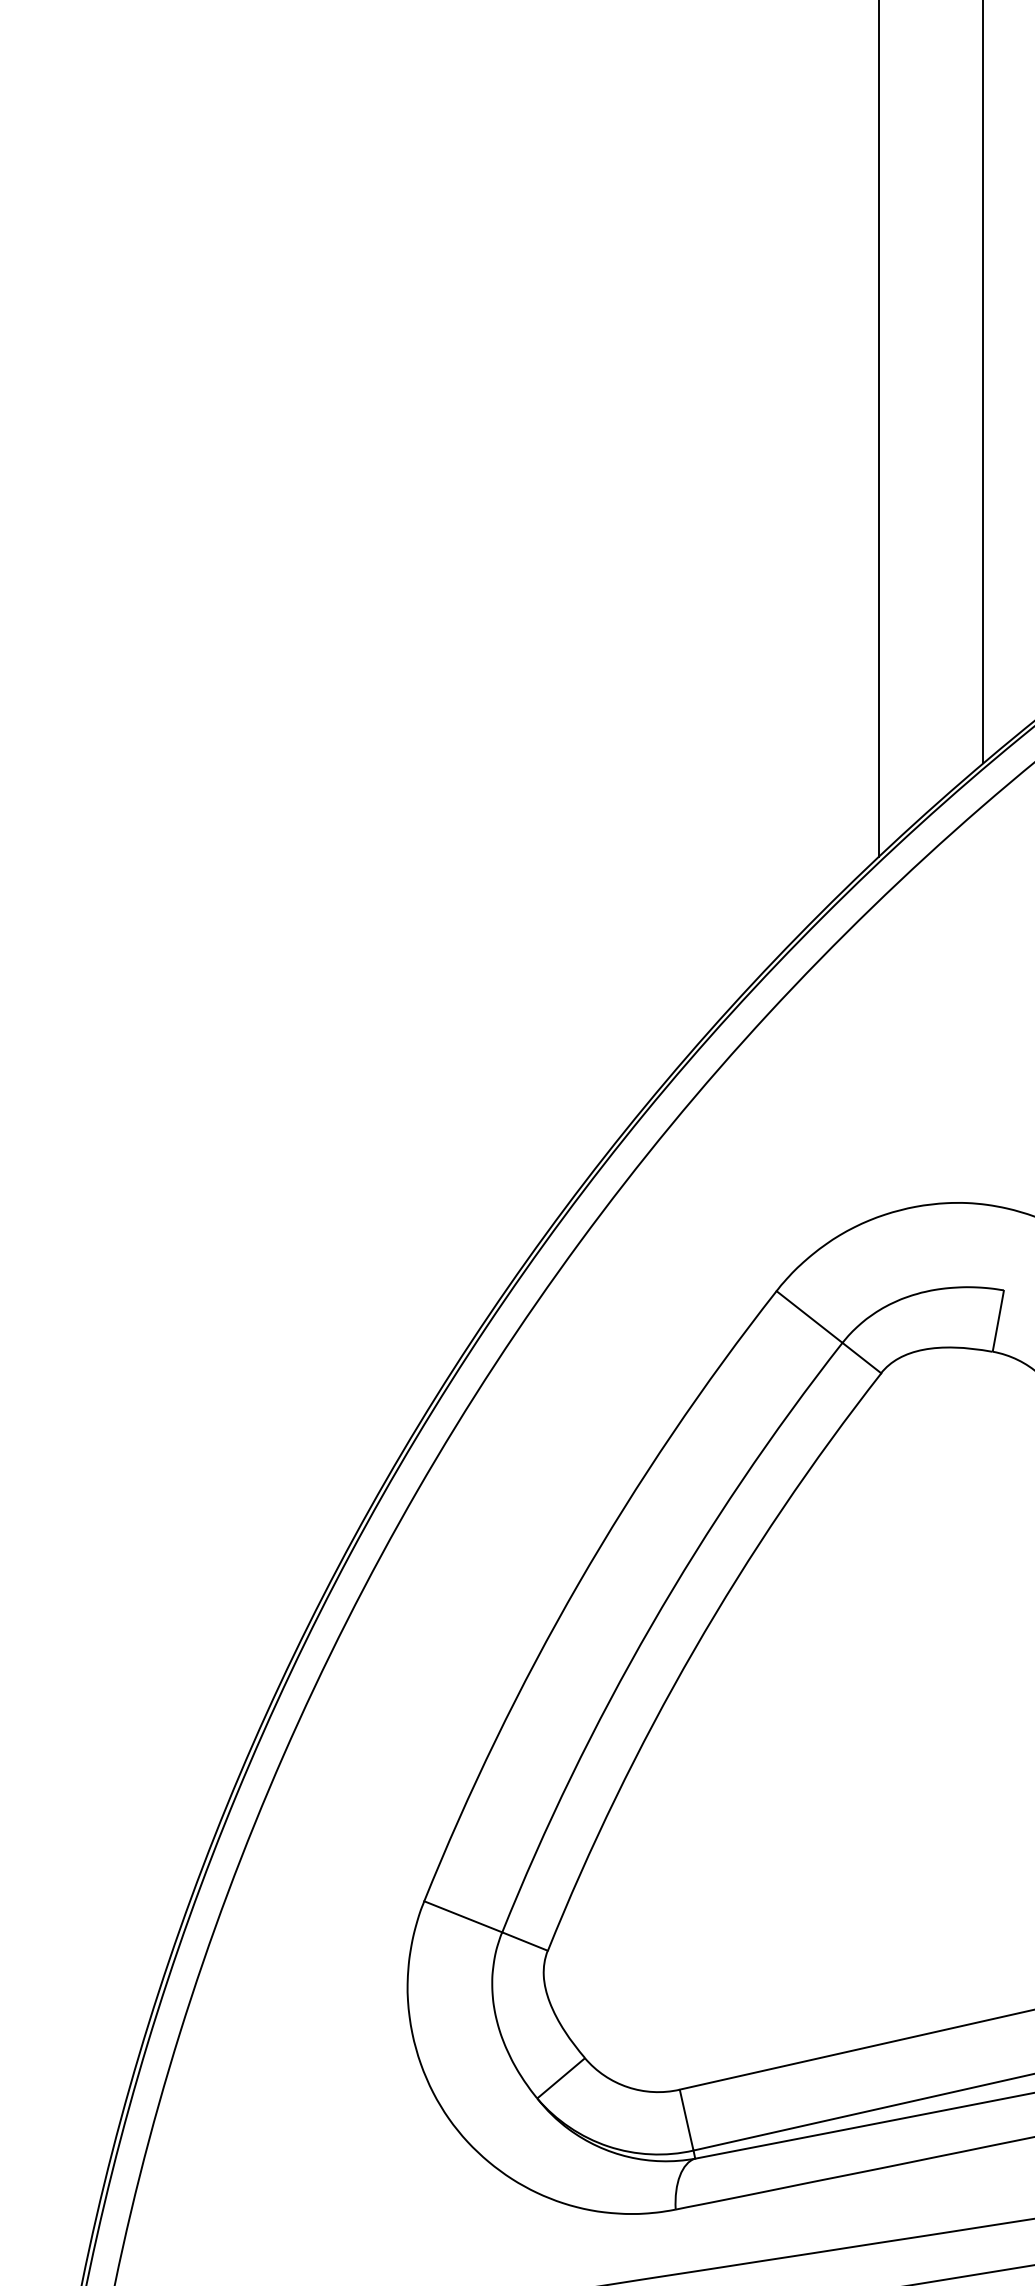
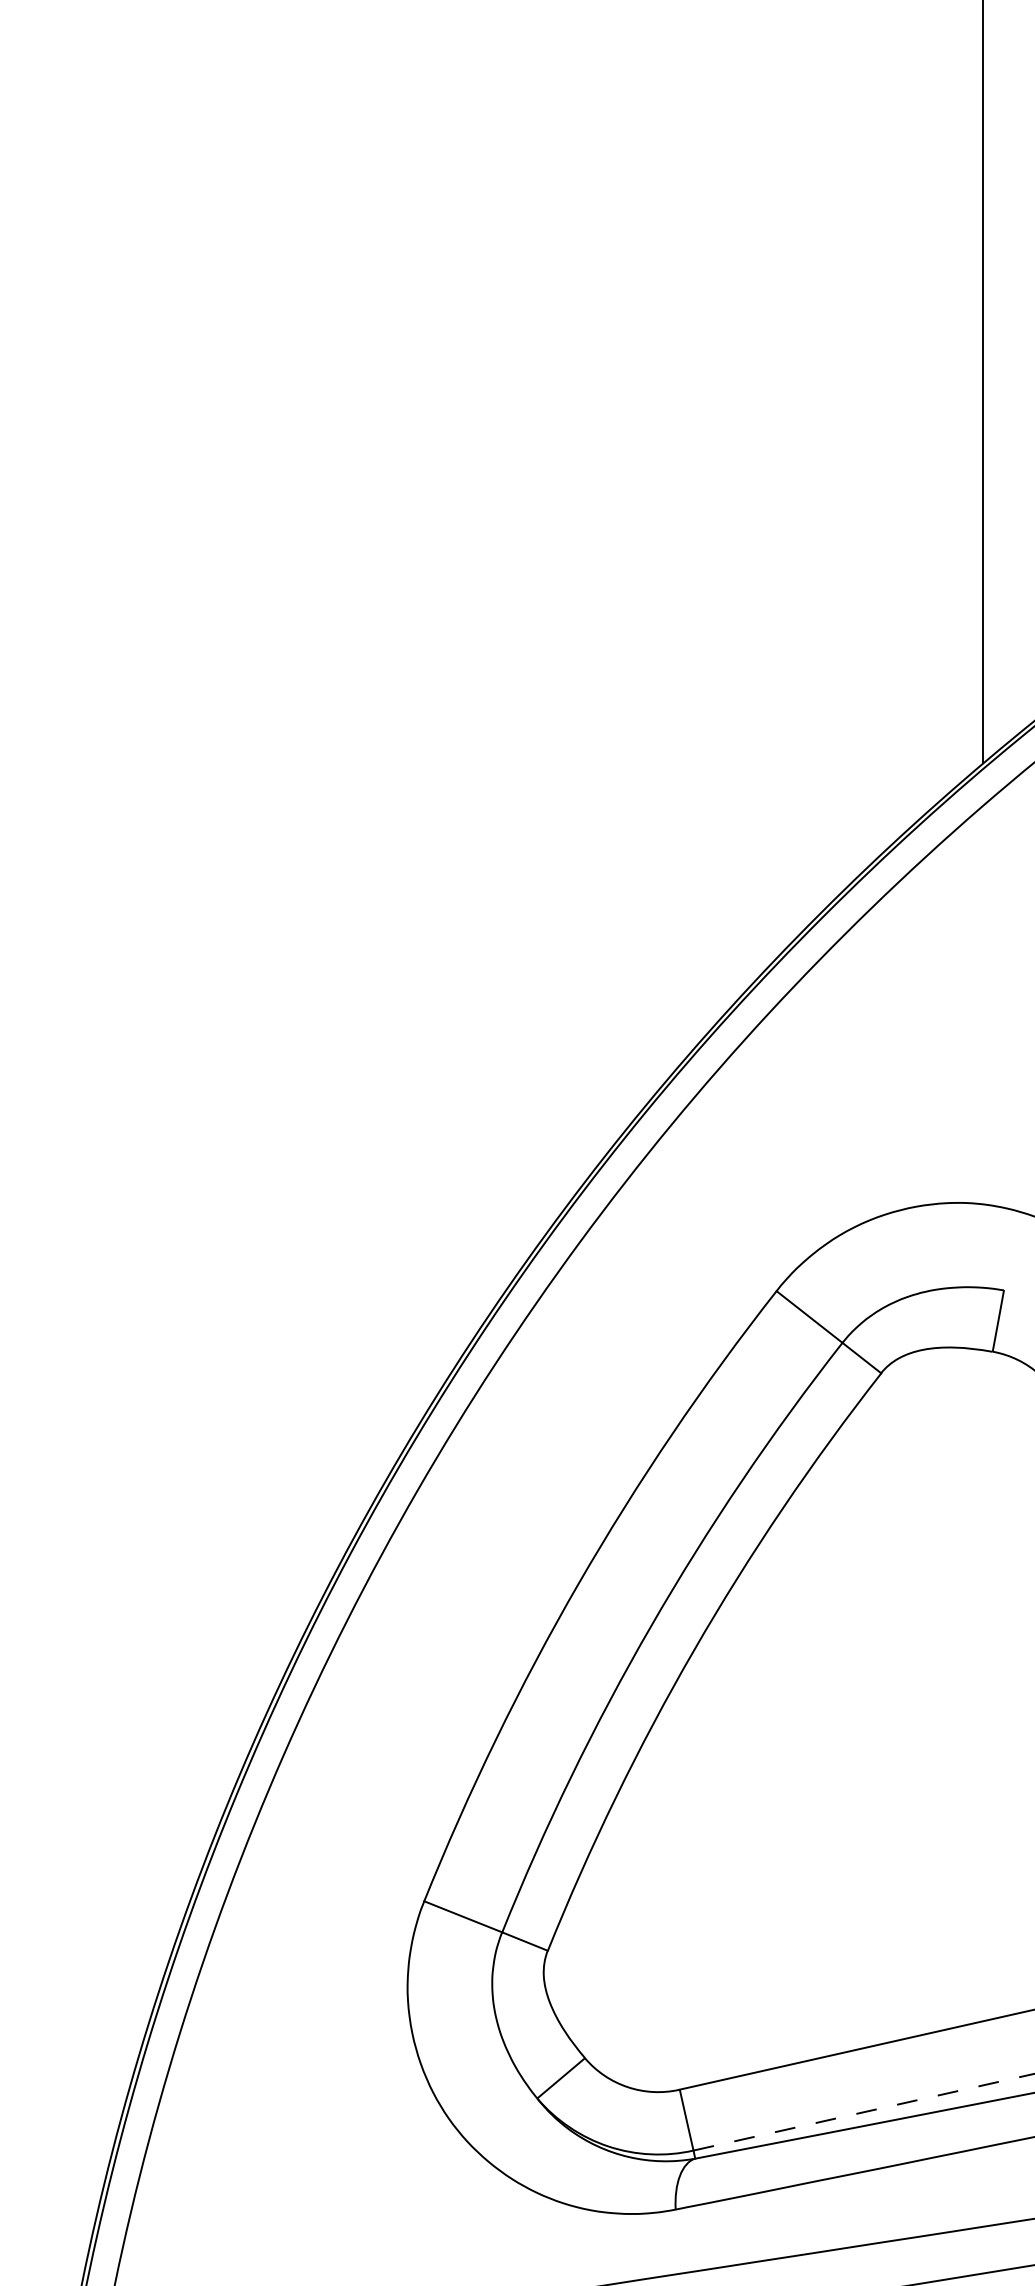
line: present -> none (879, 429)
line: solid -> dashed (864, 2112)
